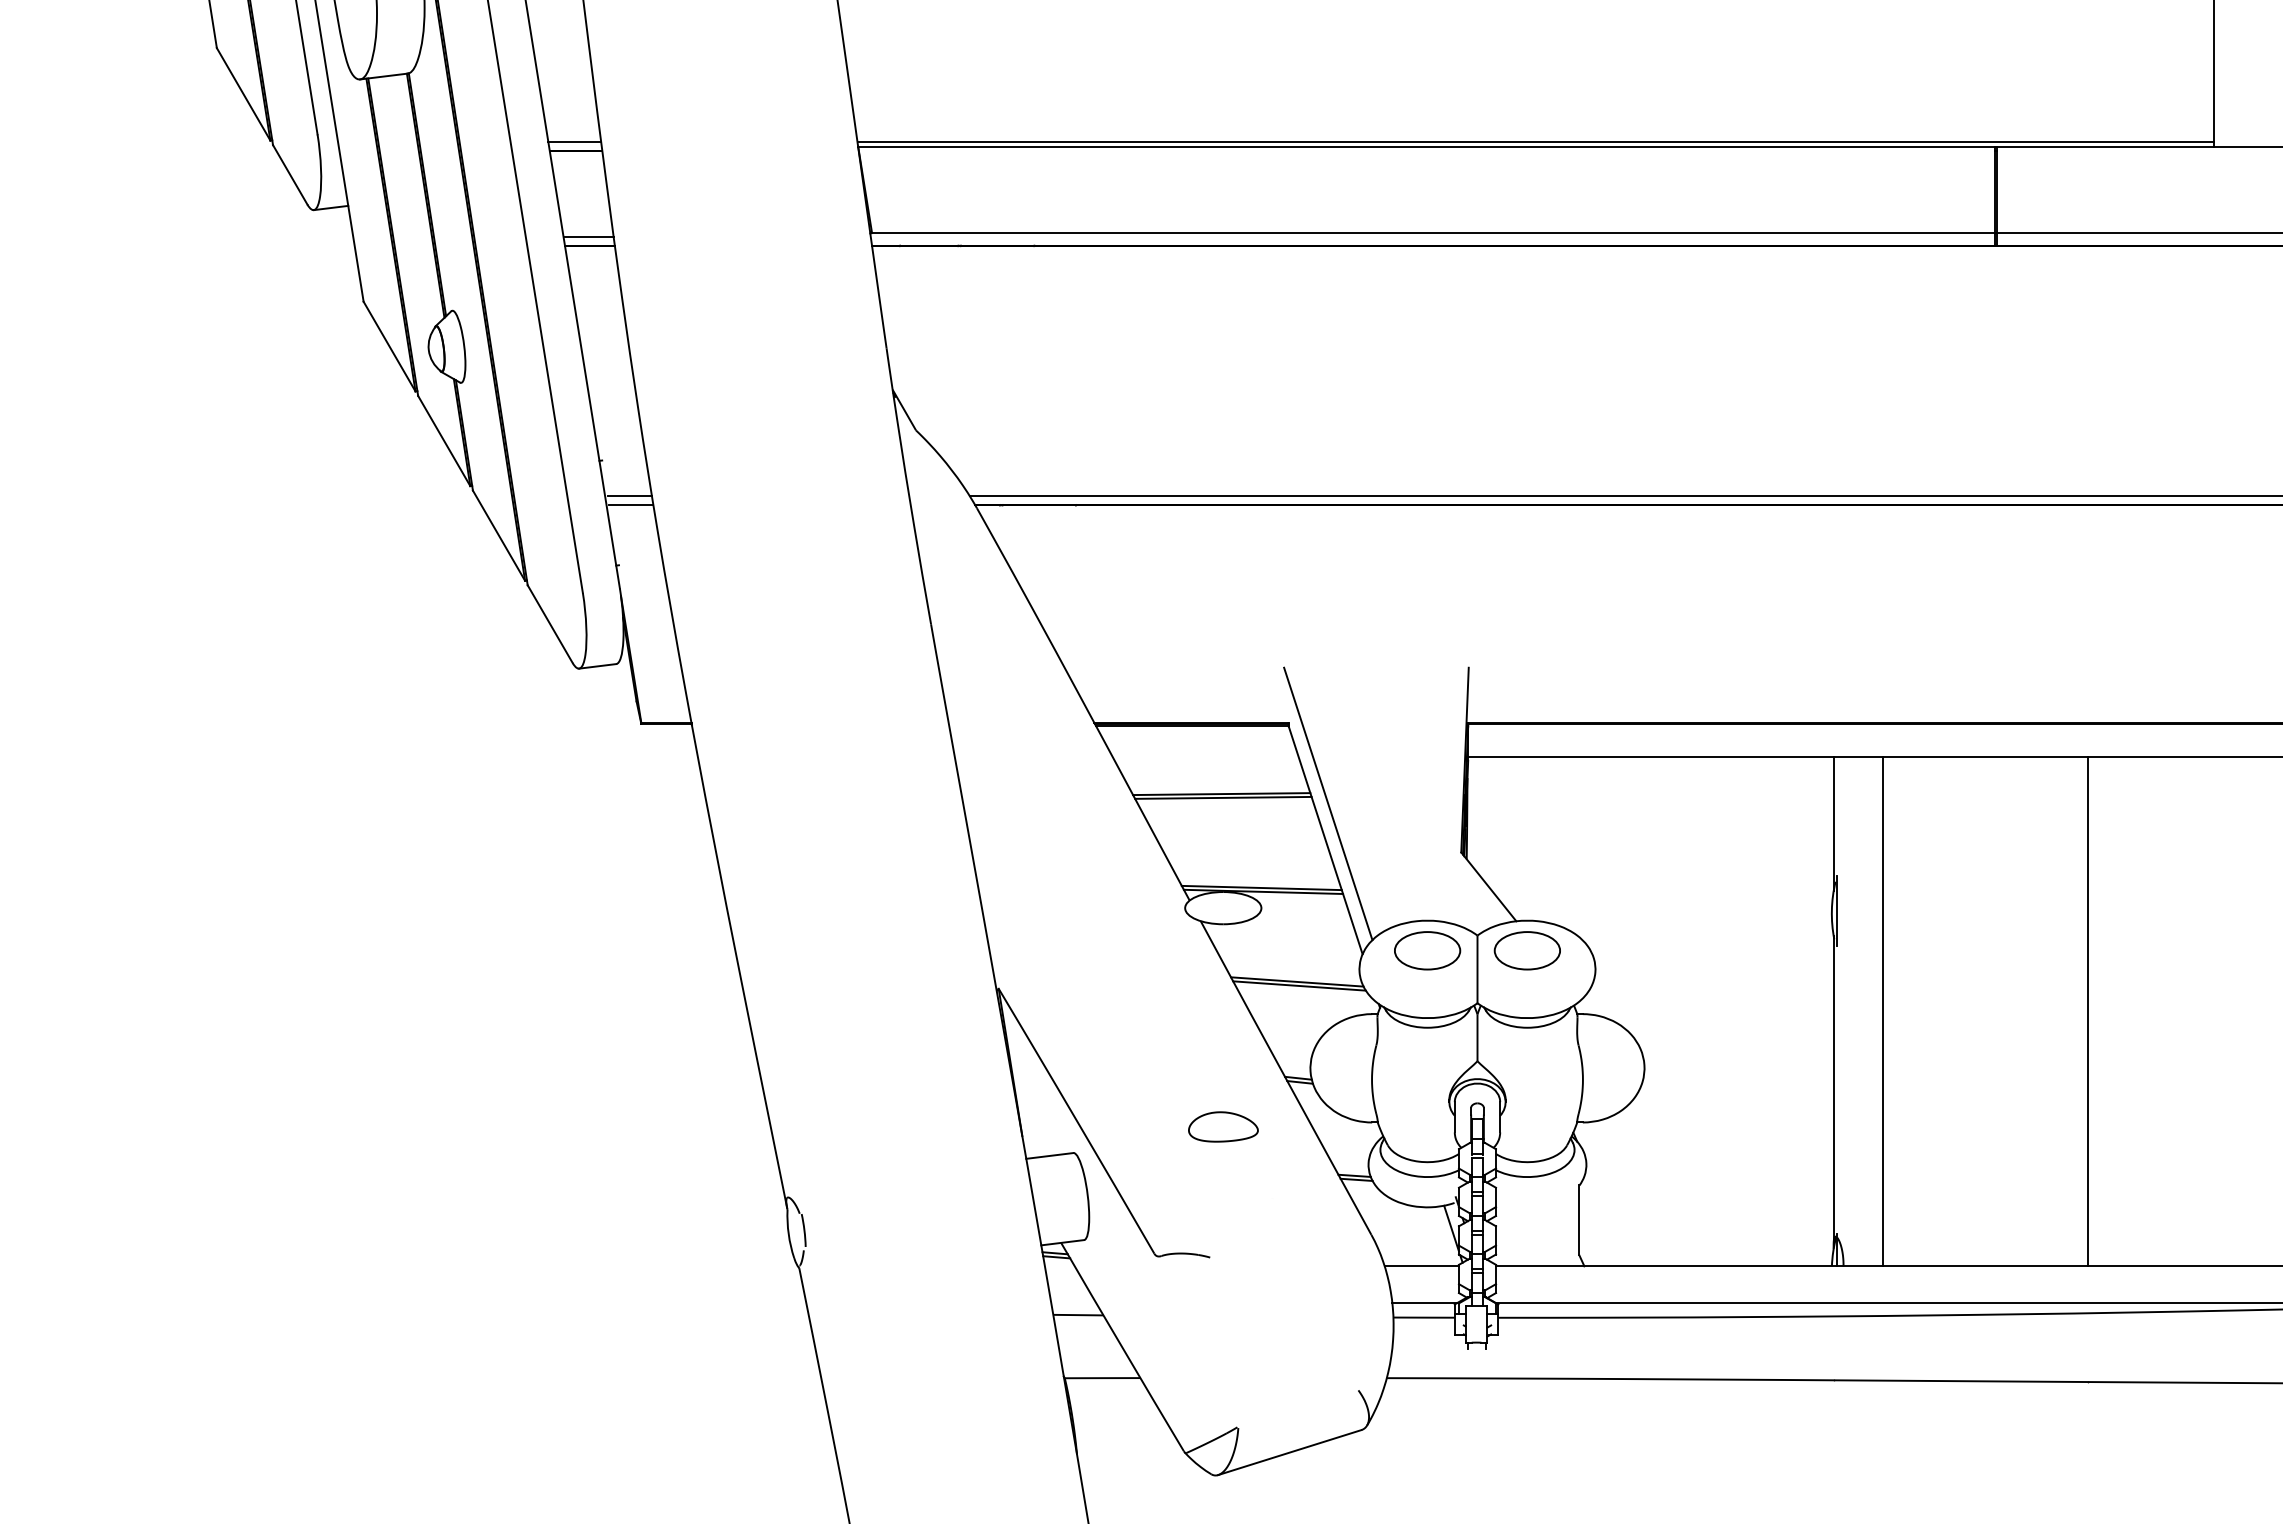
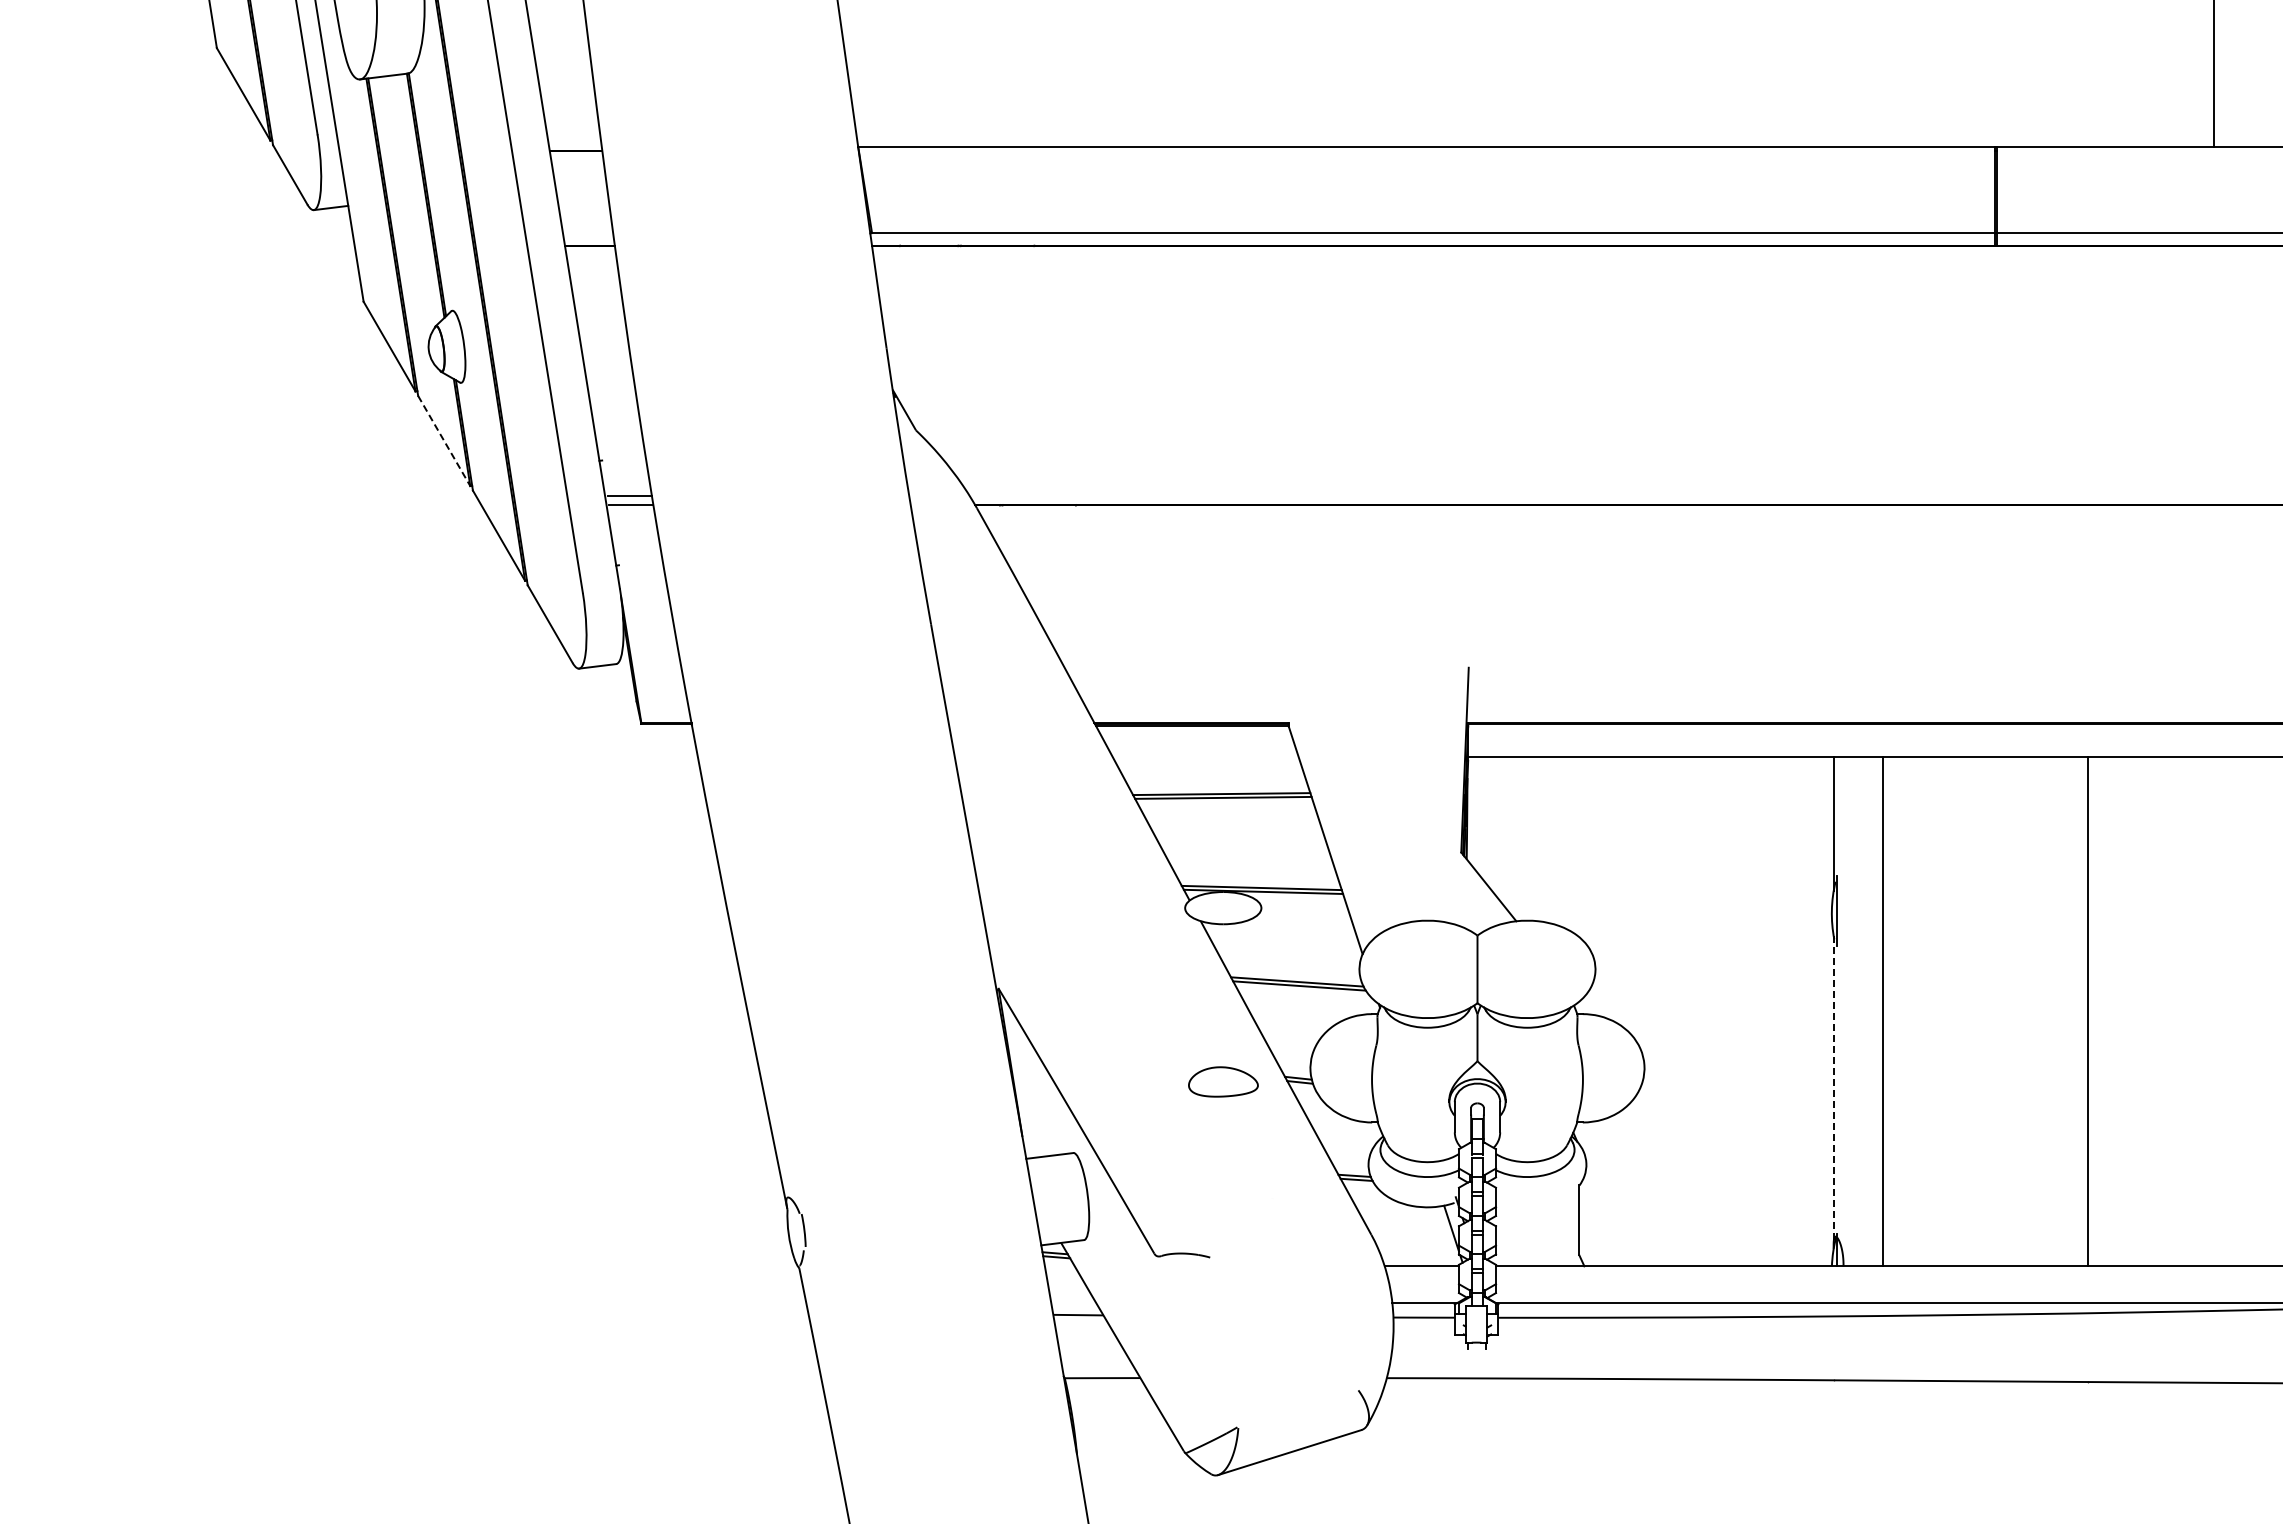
line: present -> none (574, 142)
line: present -> none (1535, 142)
line: present -> none (588, 237)
line: solid -> dashed (444, 441)
line: present -> none (1624, 496)
line: present -> none (1328, 803)
part: present -> none (1427, 950)
part: present -> none (1526, 950)
line: solid -> dashed (1833, 1090)
part position: (1223, 1126) -> (1223, 1081) (1223, 1081)
